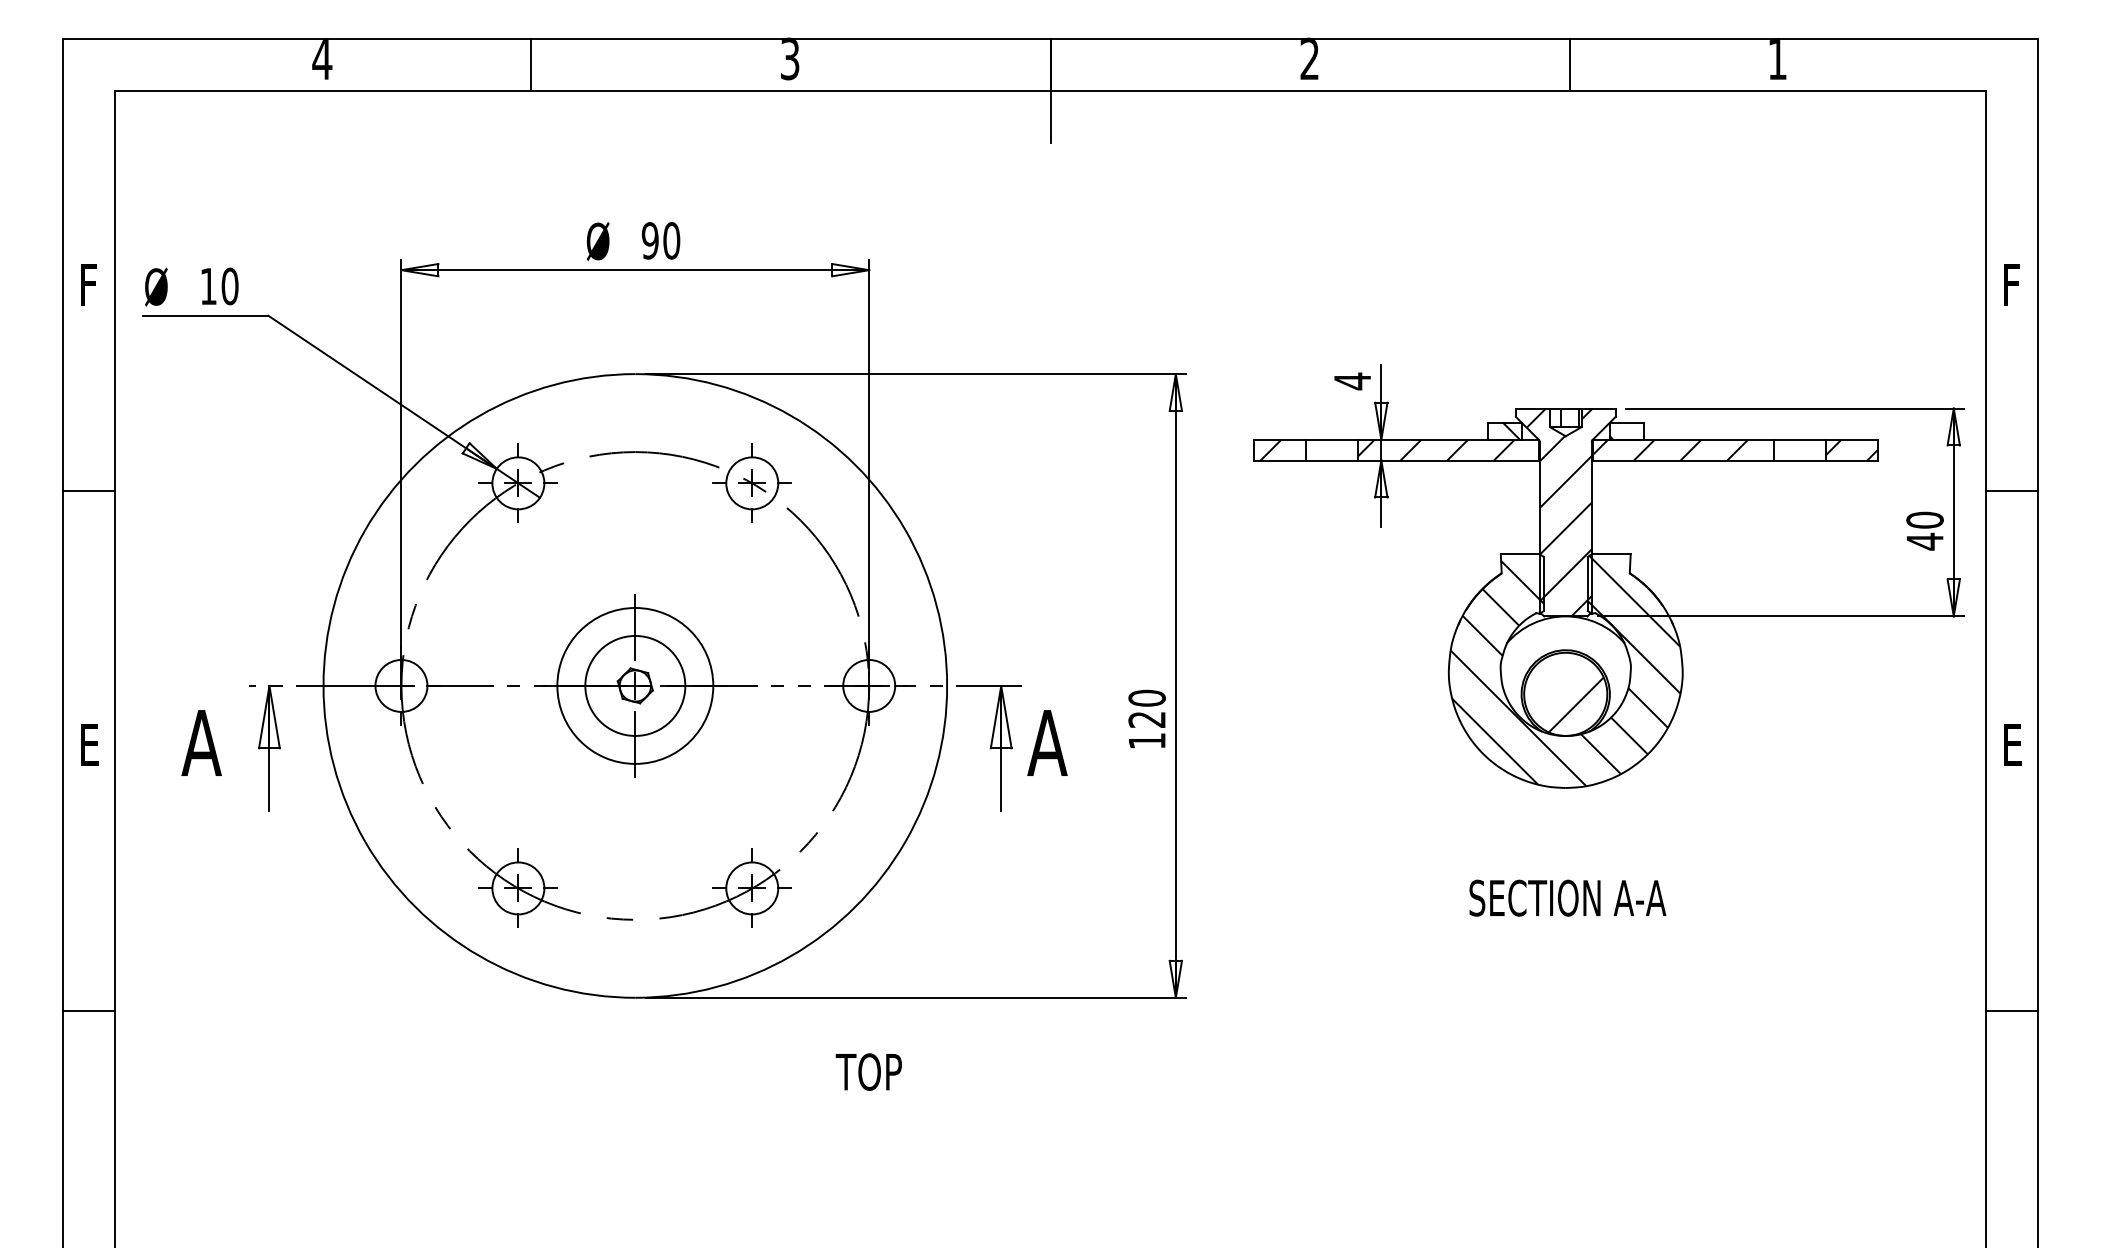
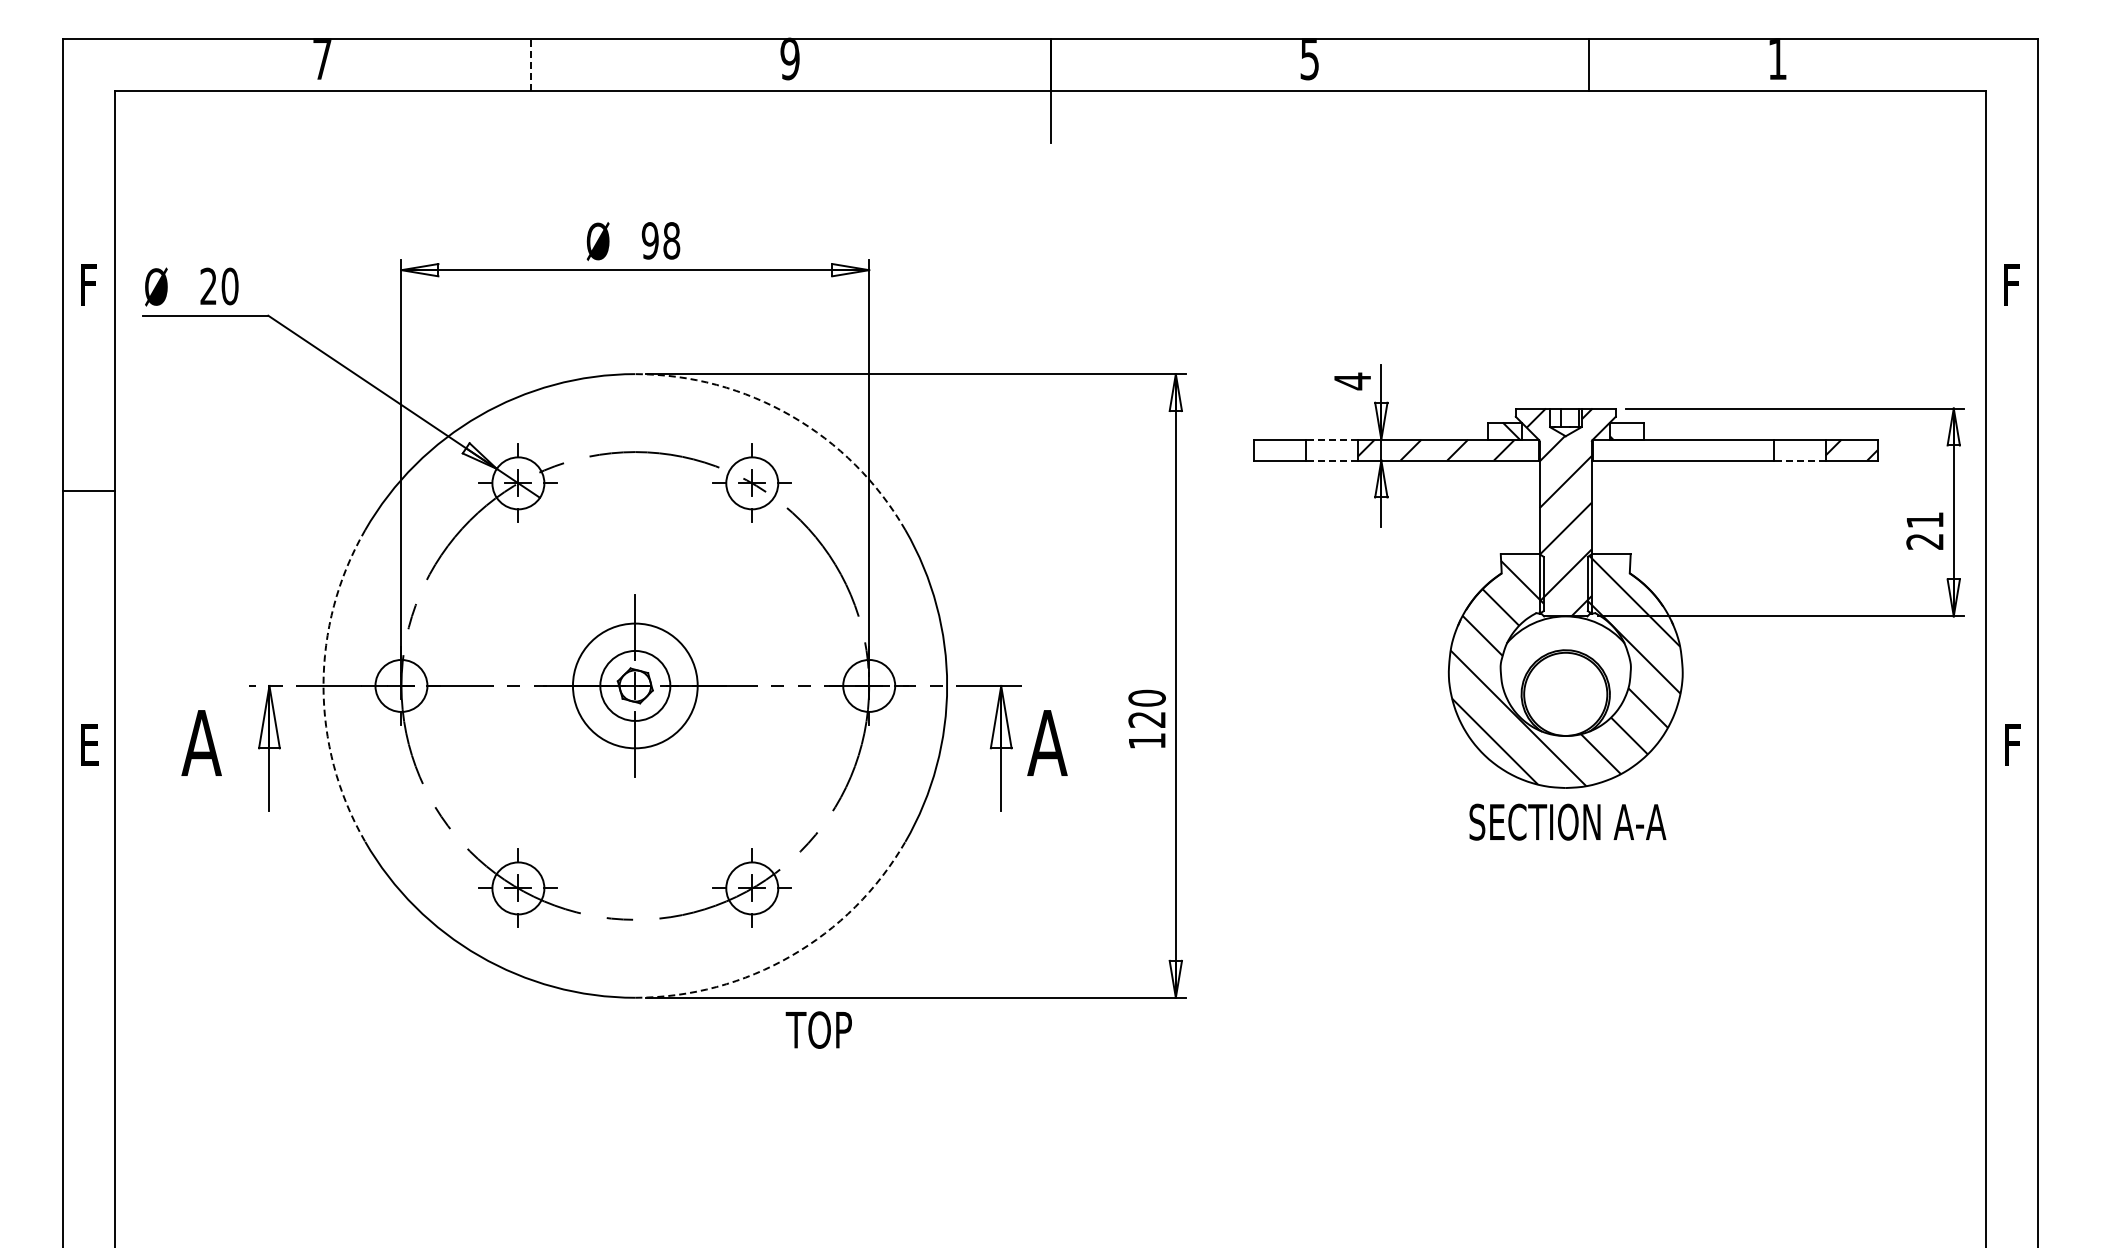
text: 3 -> 9 (789, 58)
text: 2 -> 5 (1309, 58)
text: 4 -> 7 (322, 59)
line: solid -> dashed (530, 64)
line position: (1570, 64) -> (1589, 64) (1589, 64)
text: 90 -> 98 (671, 240)
text: 10 -> 20 (208, 285)
arc: solid -> dashed (791, 415)
line: solid -> dashed (1331, 439)
hatch: present -> none (1270, 449)
hatch: present -> none (1670, 449)
line: solid -> dashed (1331, 460)
line: solid -> dashed (1799, 460)
line: present -> none (2011, 491)
text: 40 -> 21 (1924, 530)
arc: solid -> dashed (323, 685)
circle diameter: 100 px -> 70 px (635, 685)
circle diameter: 156 px -> 125 px (634, 685)
hatch: present -> none (1575, 704)
text: E -> F (2012, 744)
text position: (1567, 897) -> (1567, 821) (1567, 821)
arc: solid -> dashed (791, 956)
line: present -> none (89, 1010)
line: present -> none (2011, 1010)
text position: (868, 1071) -> (818, 1029) (818, 1029)
